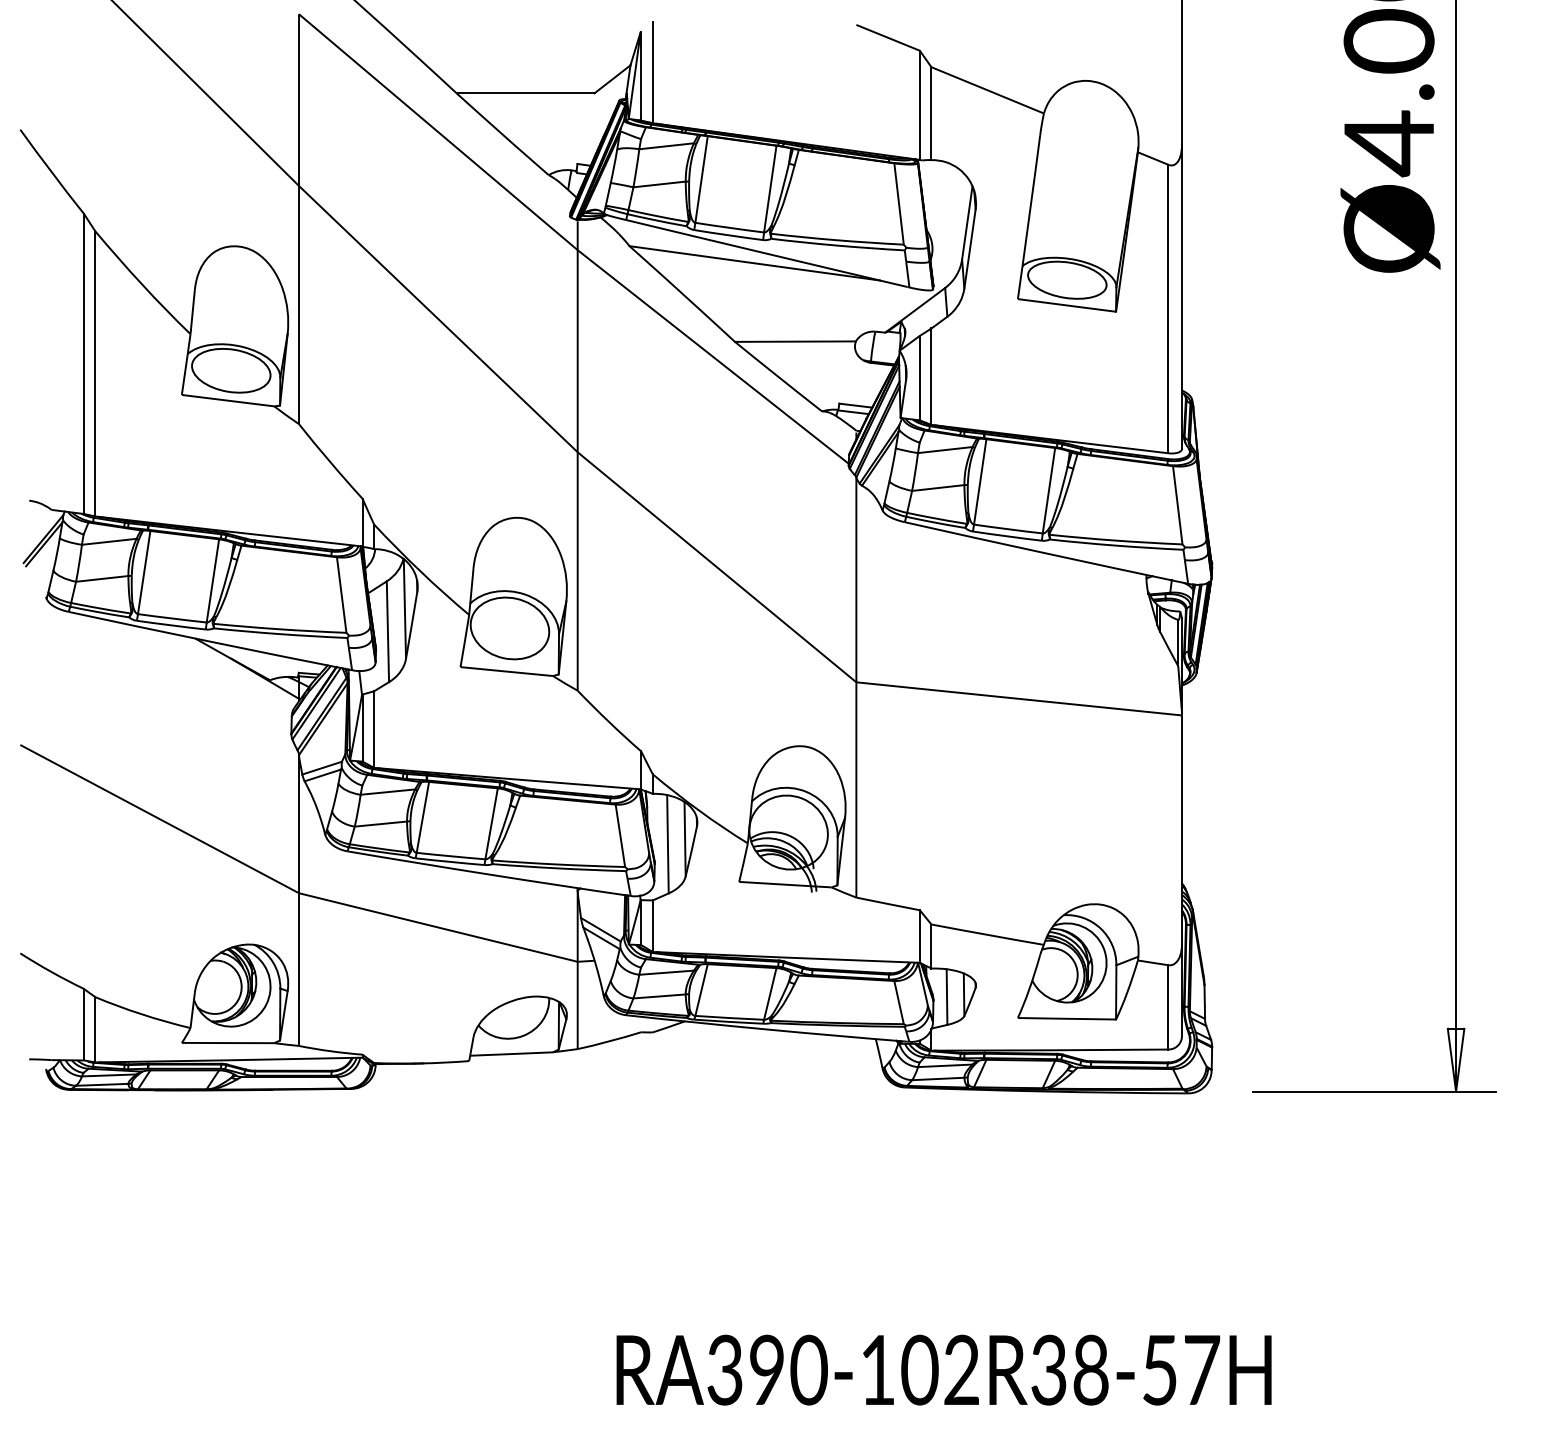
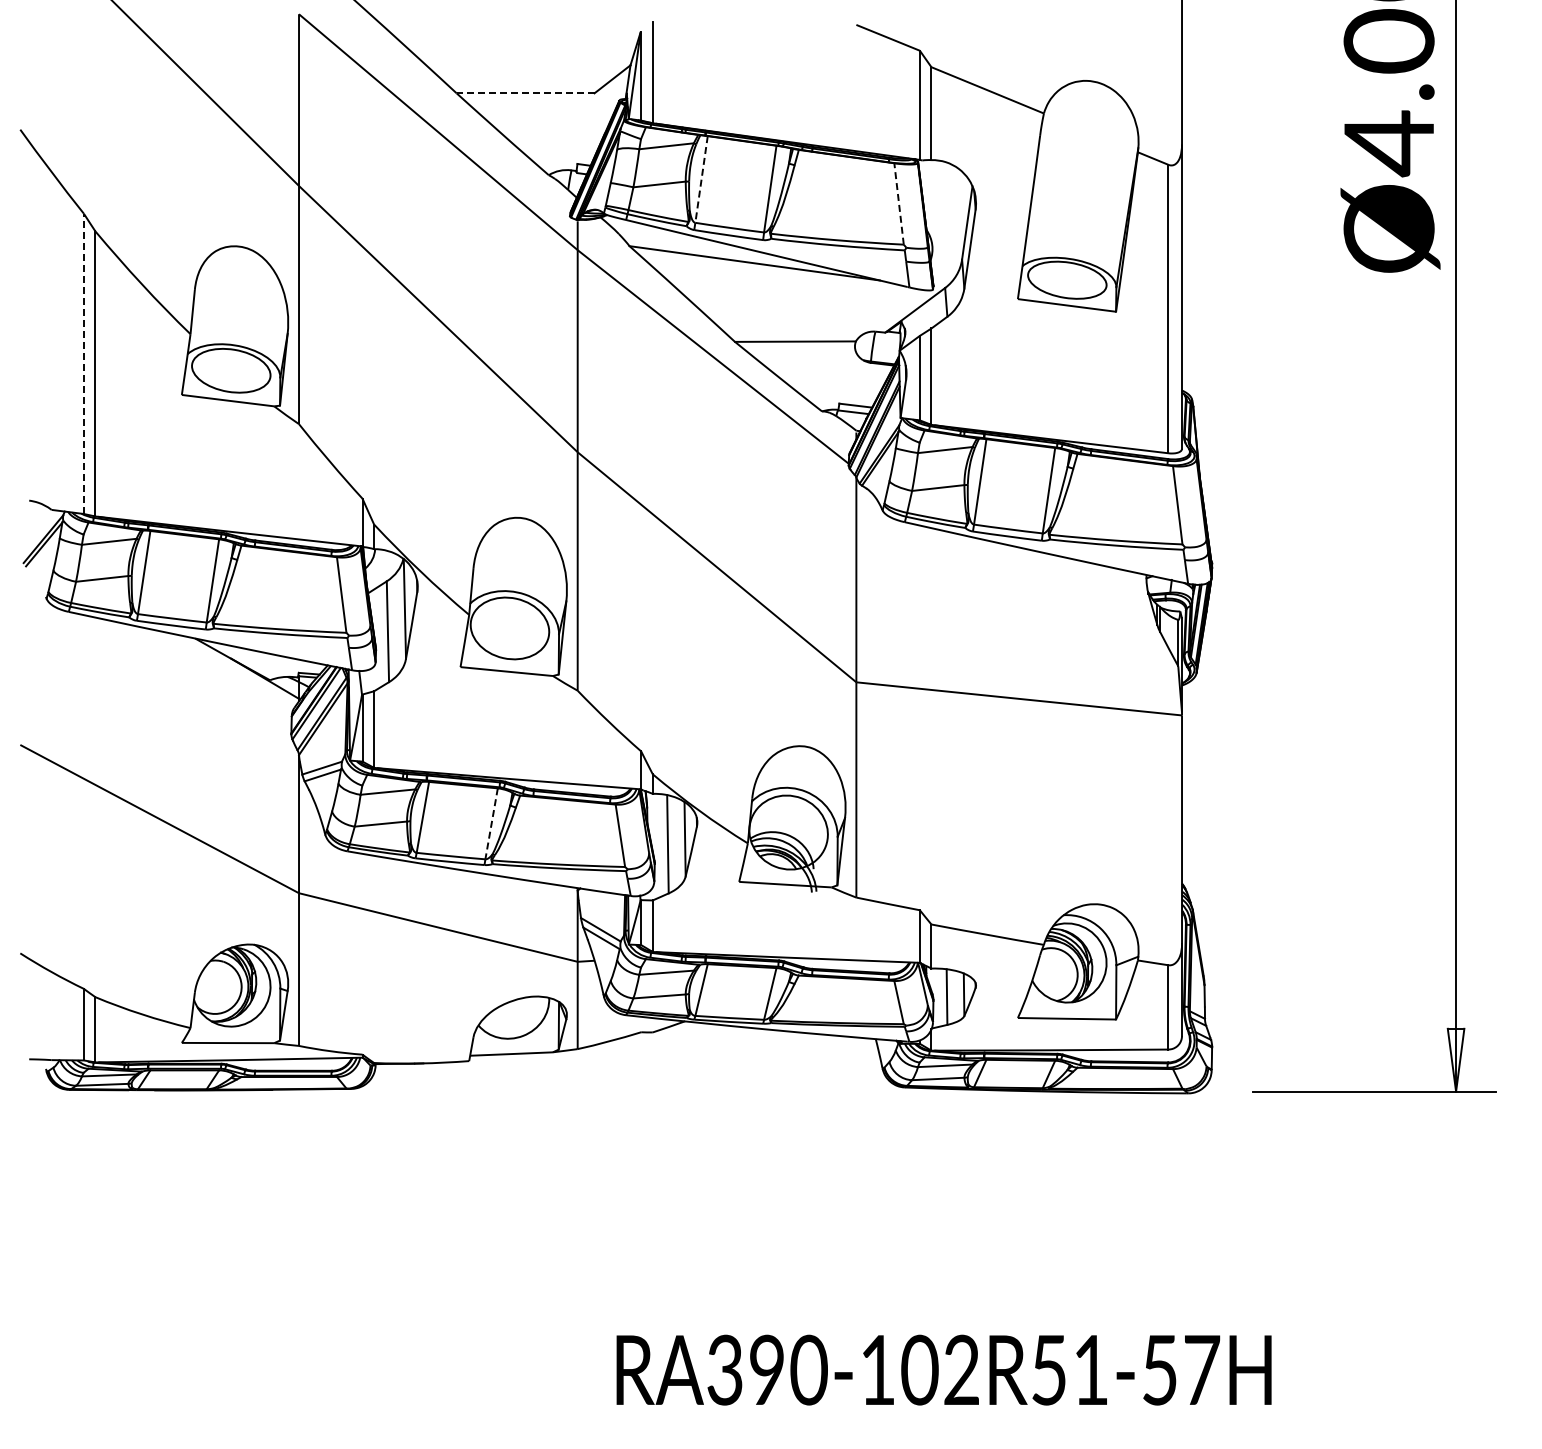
line: solid -> dashed (525, 93)
line: solid -> dashed (701, 179)
line: solid -> dashed (899, 203)
line: solid -> dashed (83, 363)
line: solid -> dashed (491, 824)
text: RA390-102R38-57H -> RA390-102R51-57H (1069, 1369)
